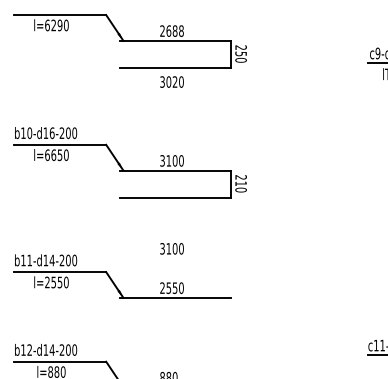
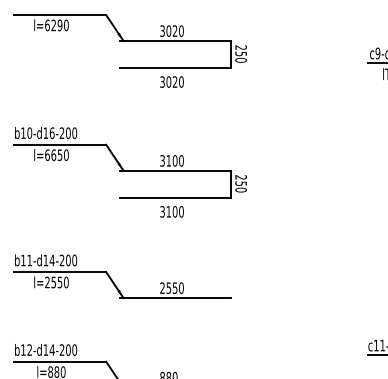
text: 2688 -> 3020 (171, 30)
text: 210 -> 250 (240, 183)
text position: (171, 248) -> (171, 211) (171, 211)
